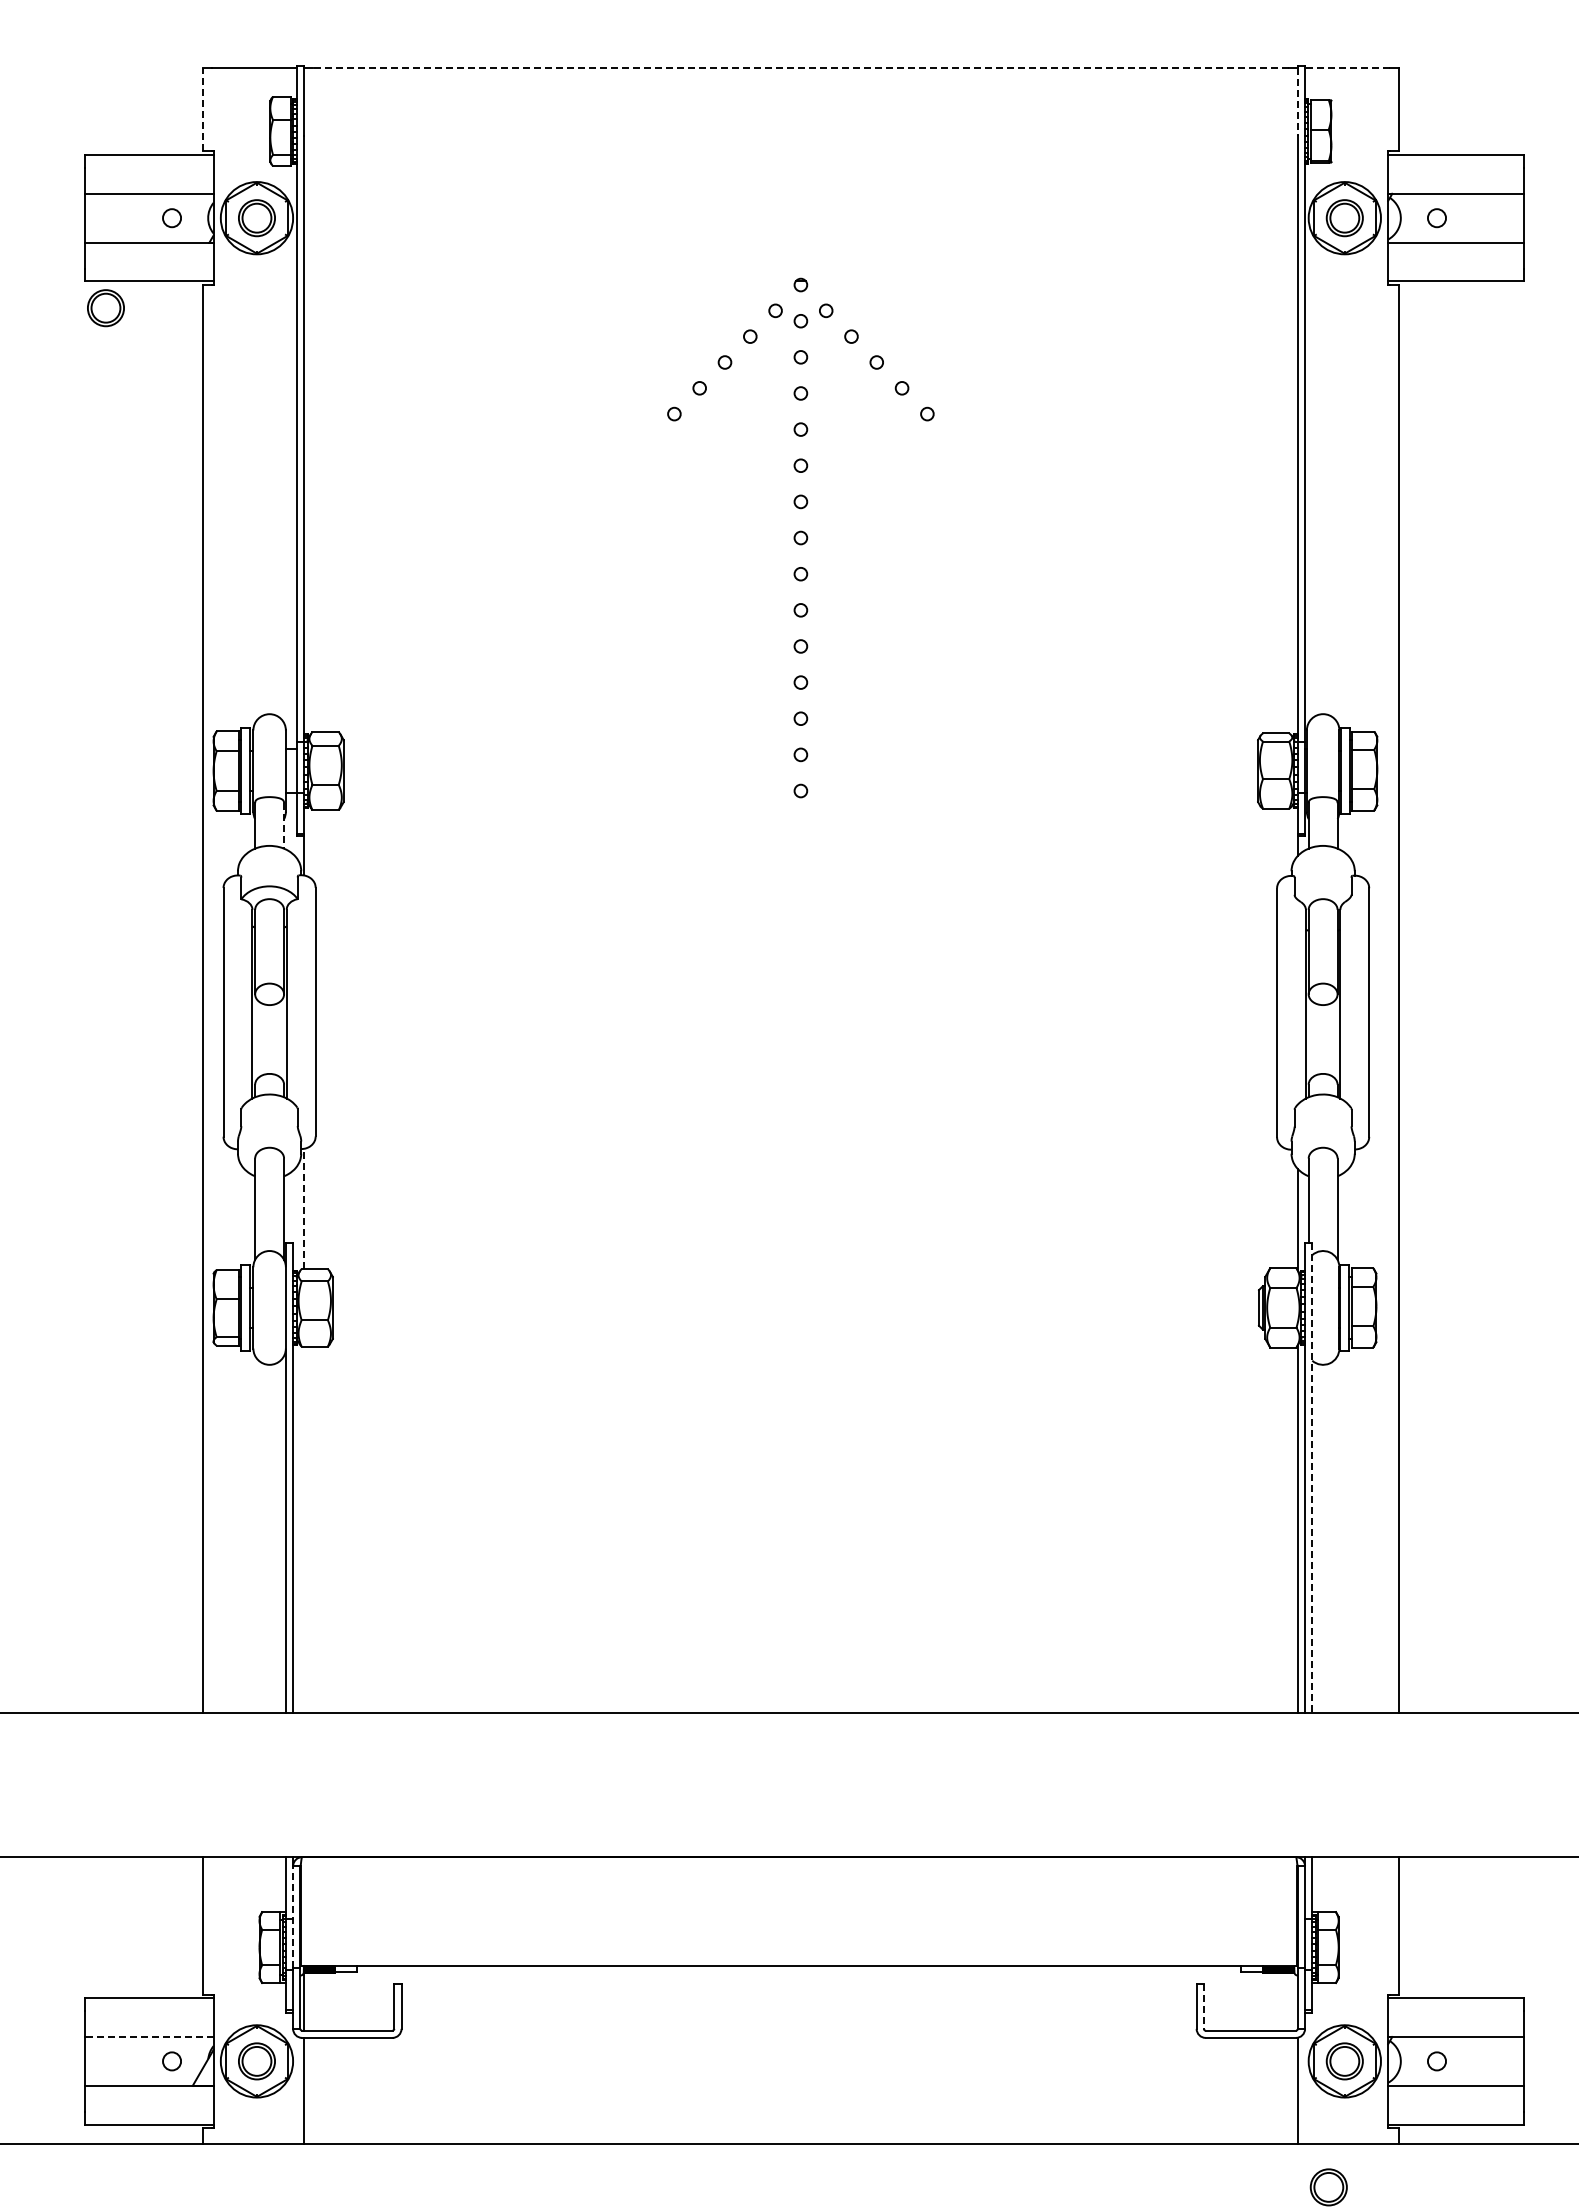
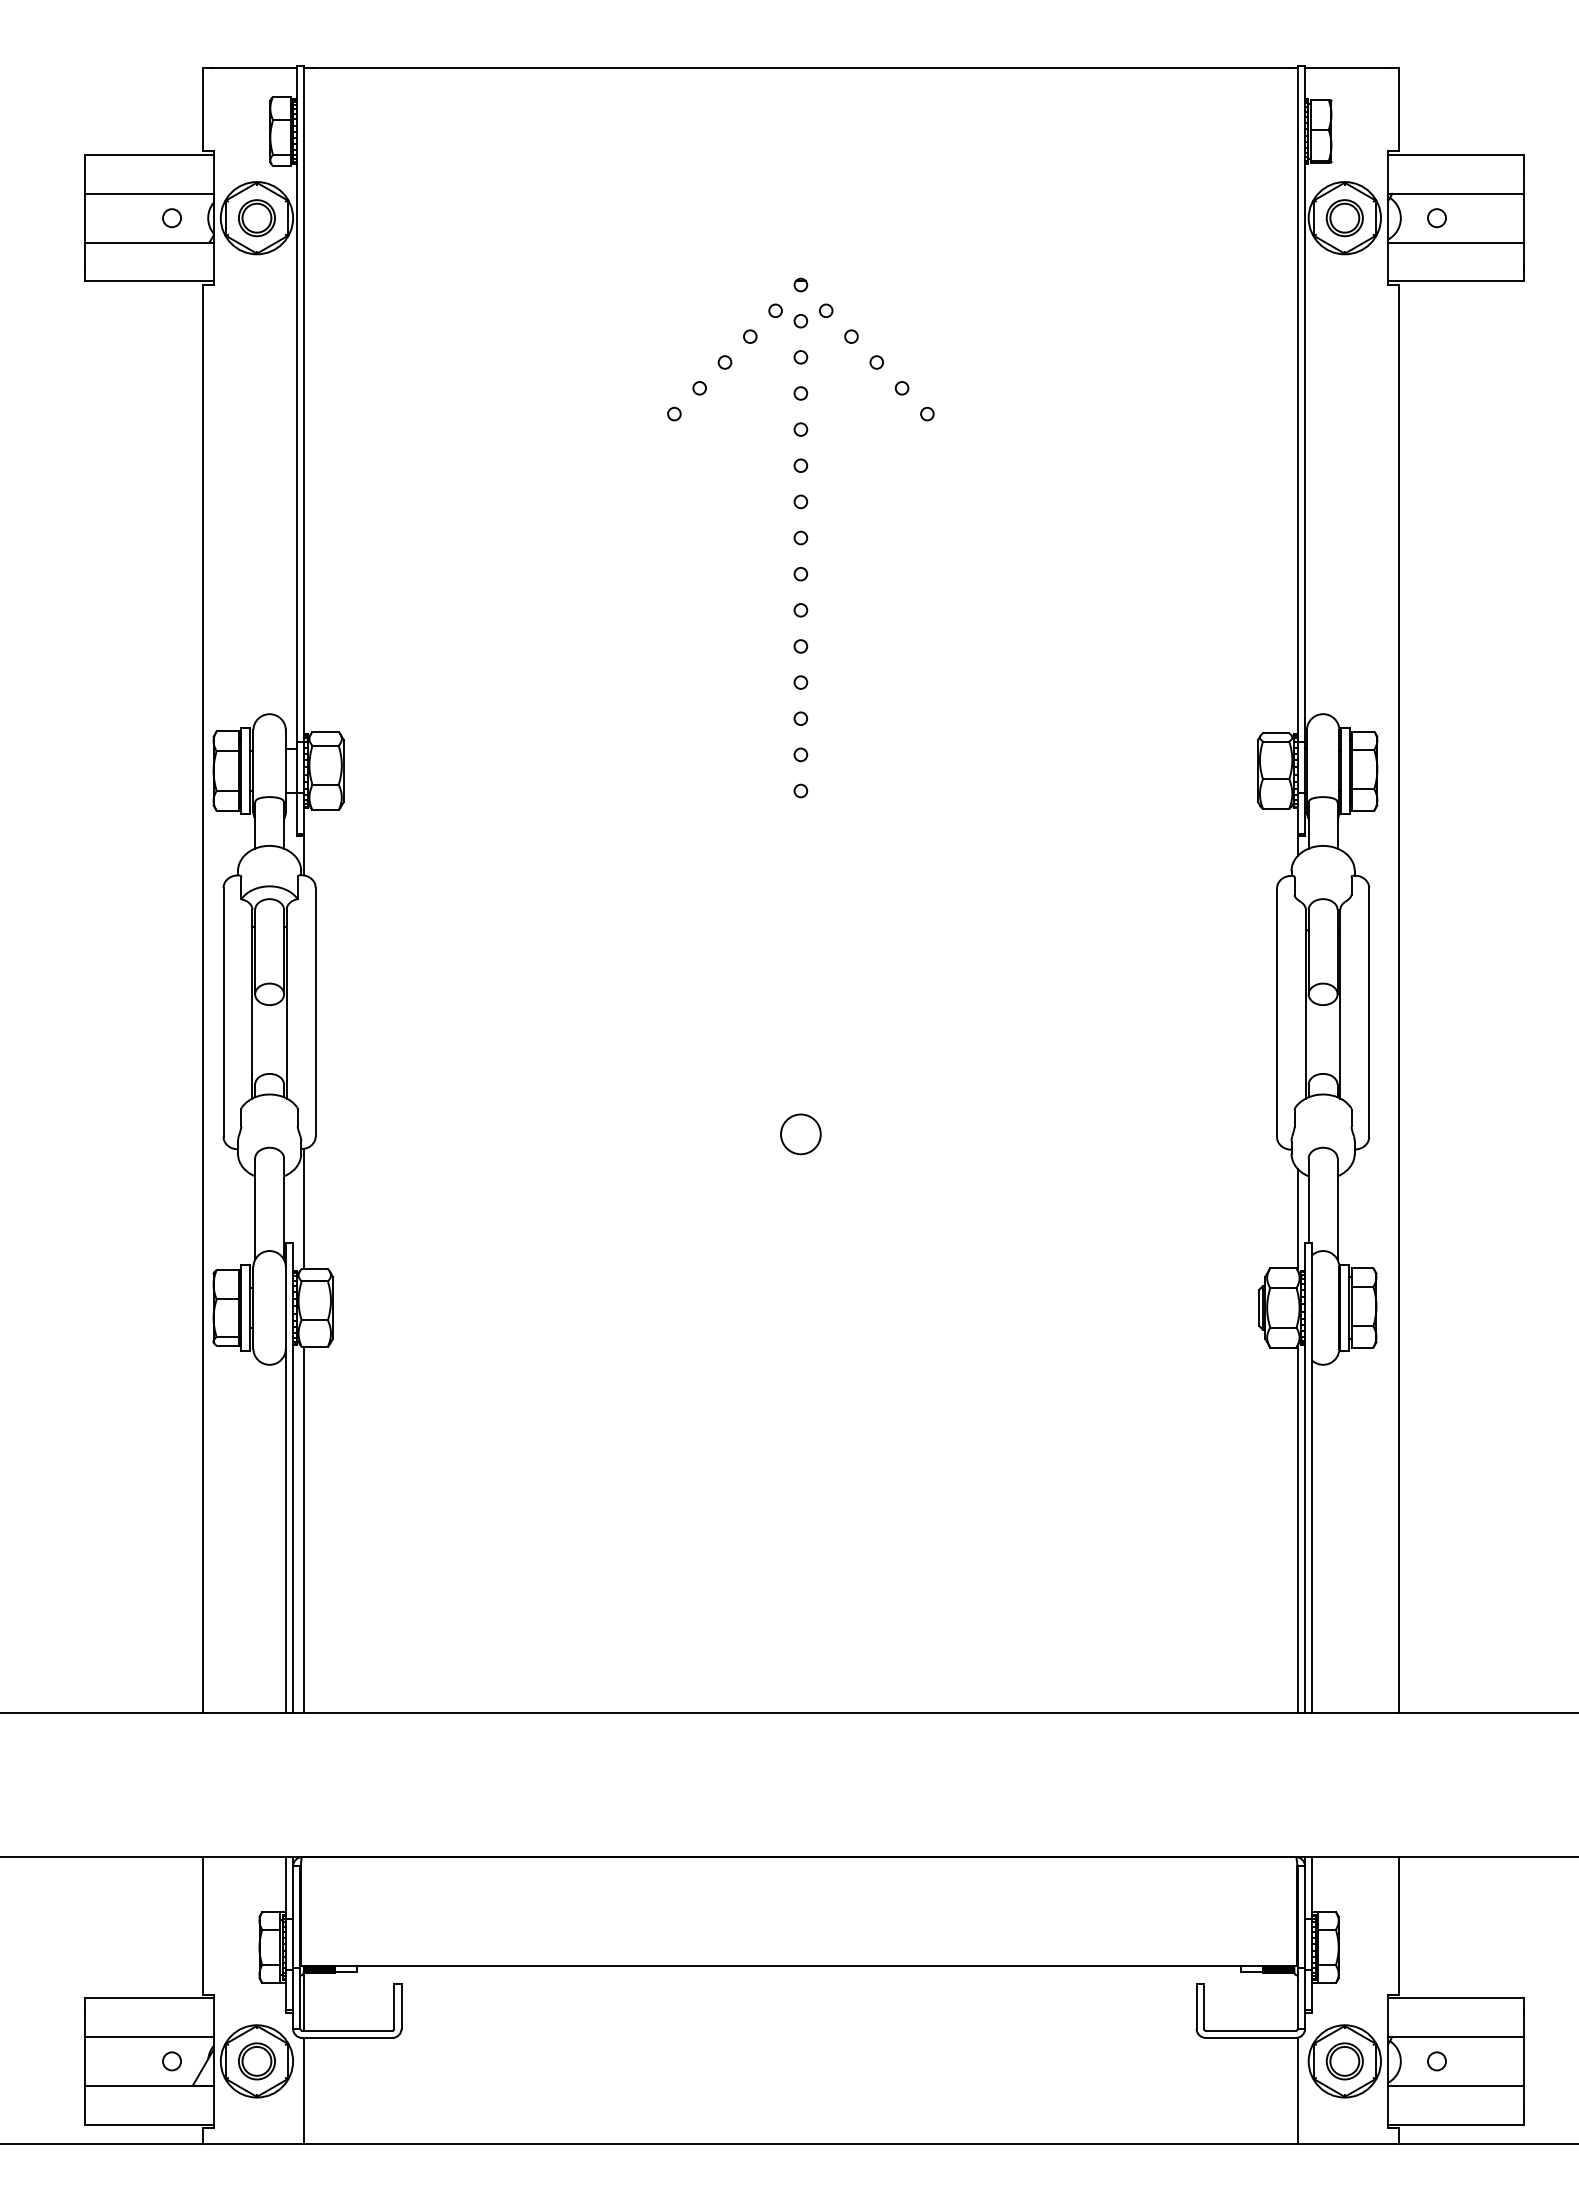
line: dashed -> solid (800, 68)
line: dashed -> solid (1347, 68)
line: dashed -> solid (1297, 101)
line: dashed -> solid (202, 109)
part: present -> none (105, 308)
line: dashed -> solid (284, 825)
circle: none -> present (800, 1134)
line: dashed -> solid (303, 1208)
line: dashed -> solid (1312, 1477)
line: none -> present (303, 1529)
line: dashed -> solid (293, 1916)
line: dashed -> solid (1203, 2006)
line: dashed -> solid (148, 2037)
part: present -> none (1328, 2187)
